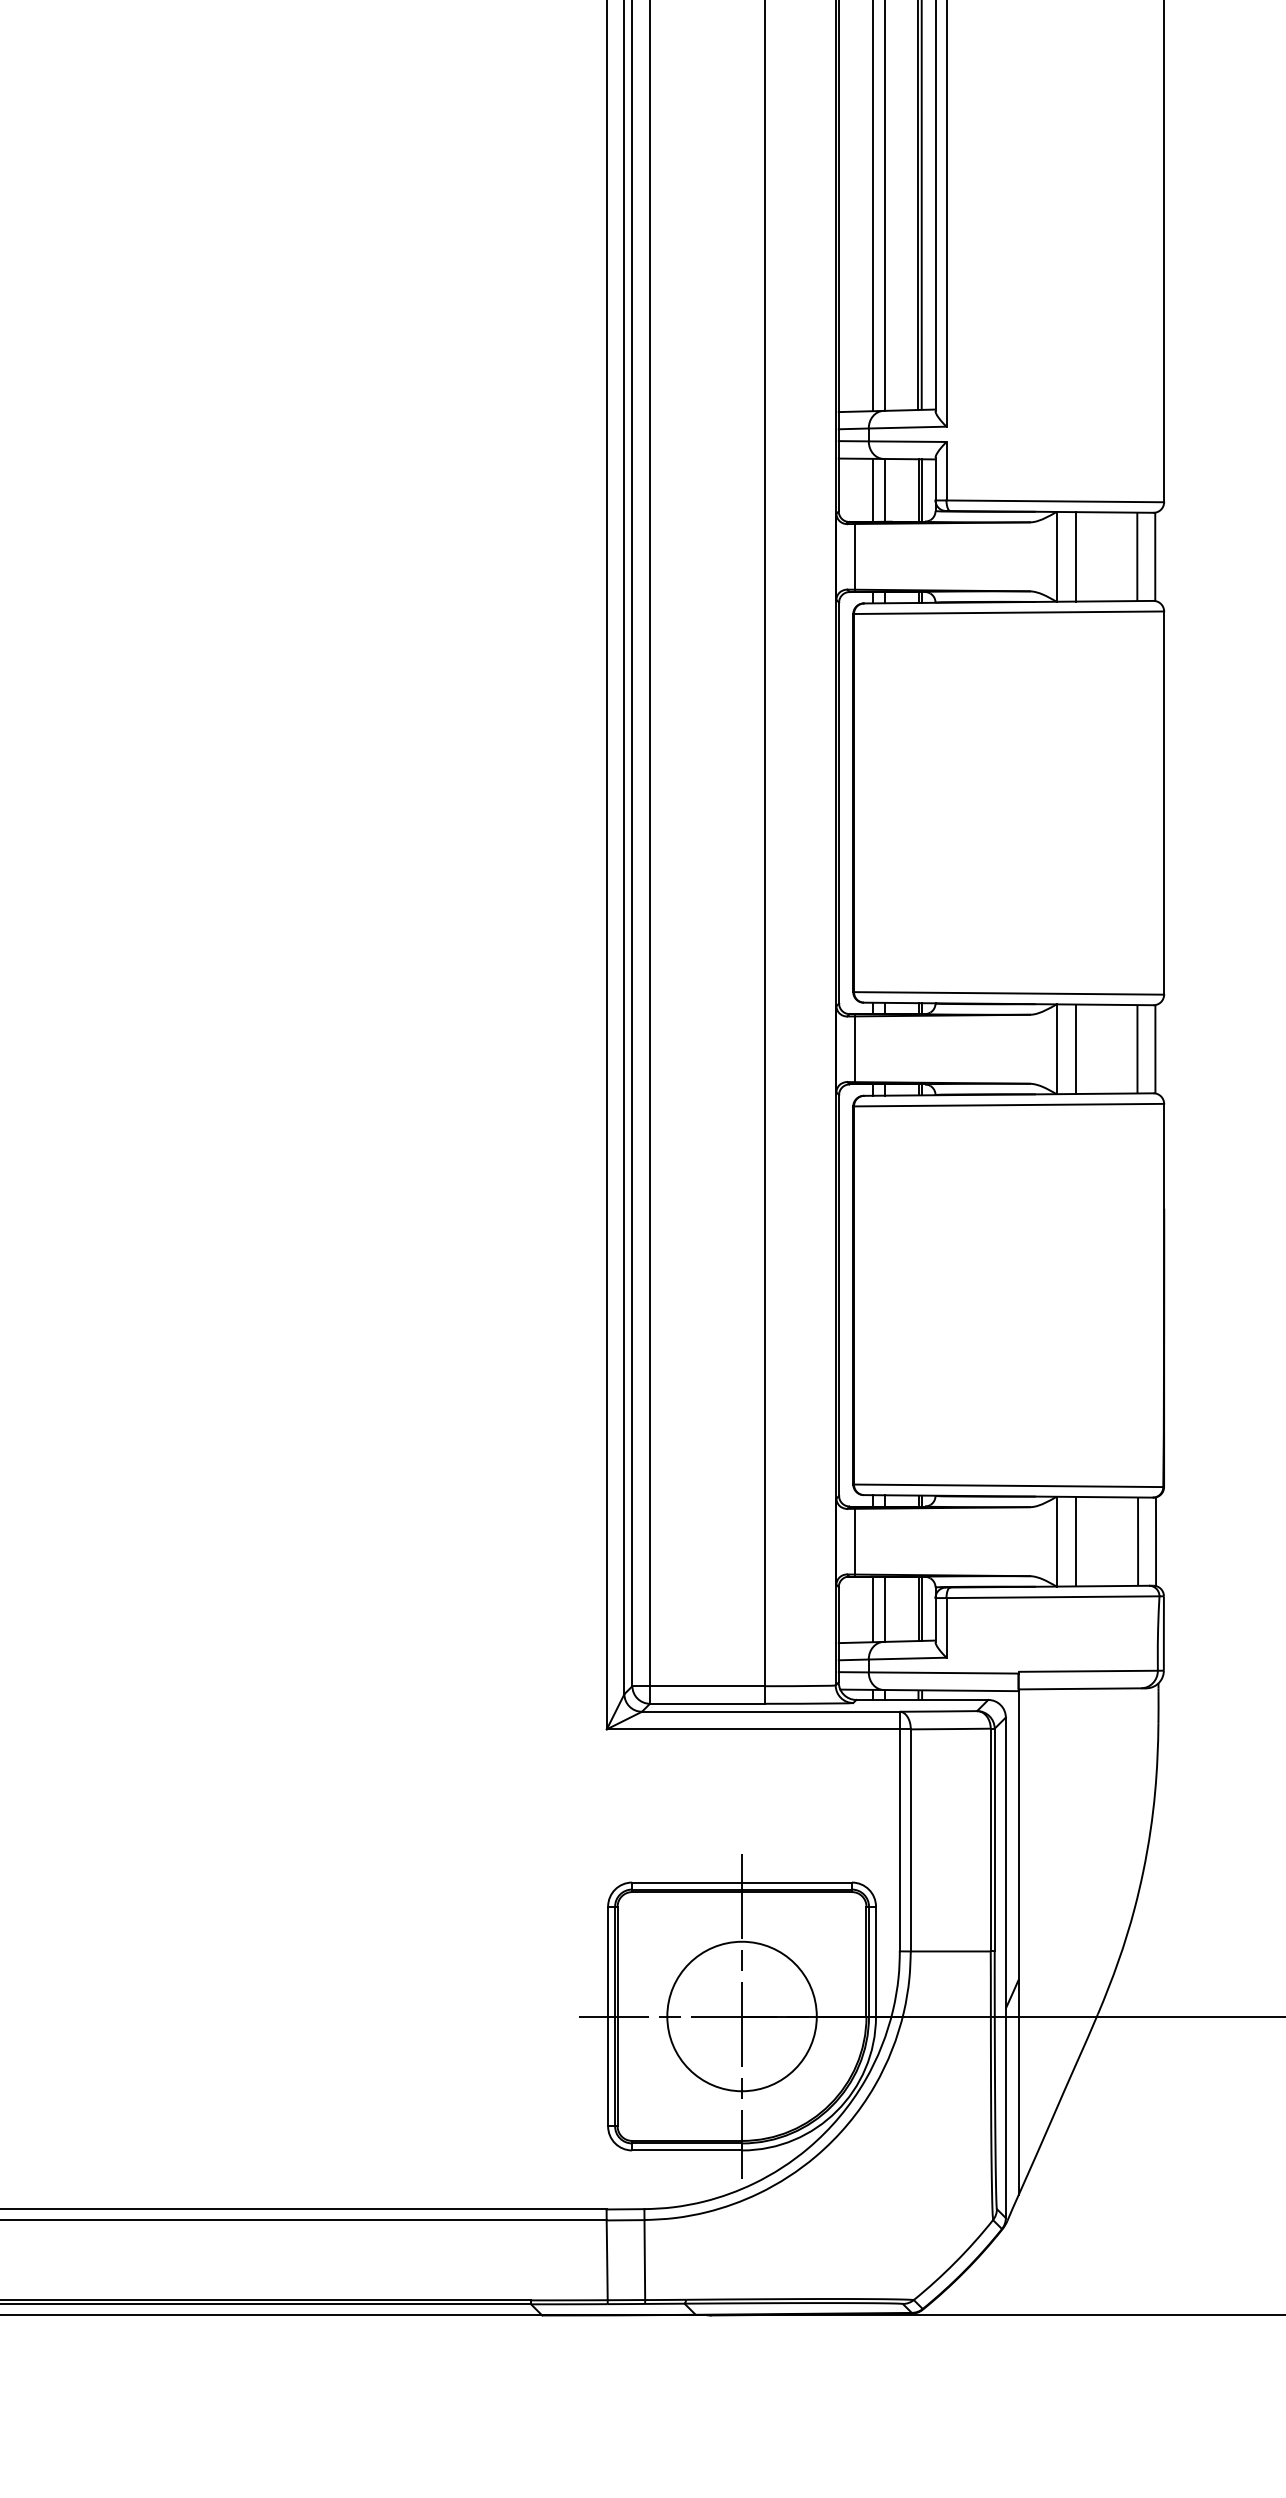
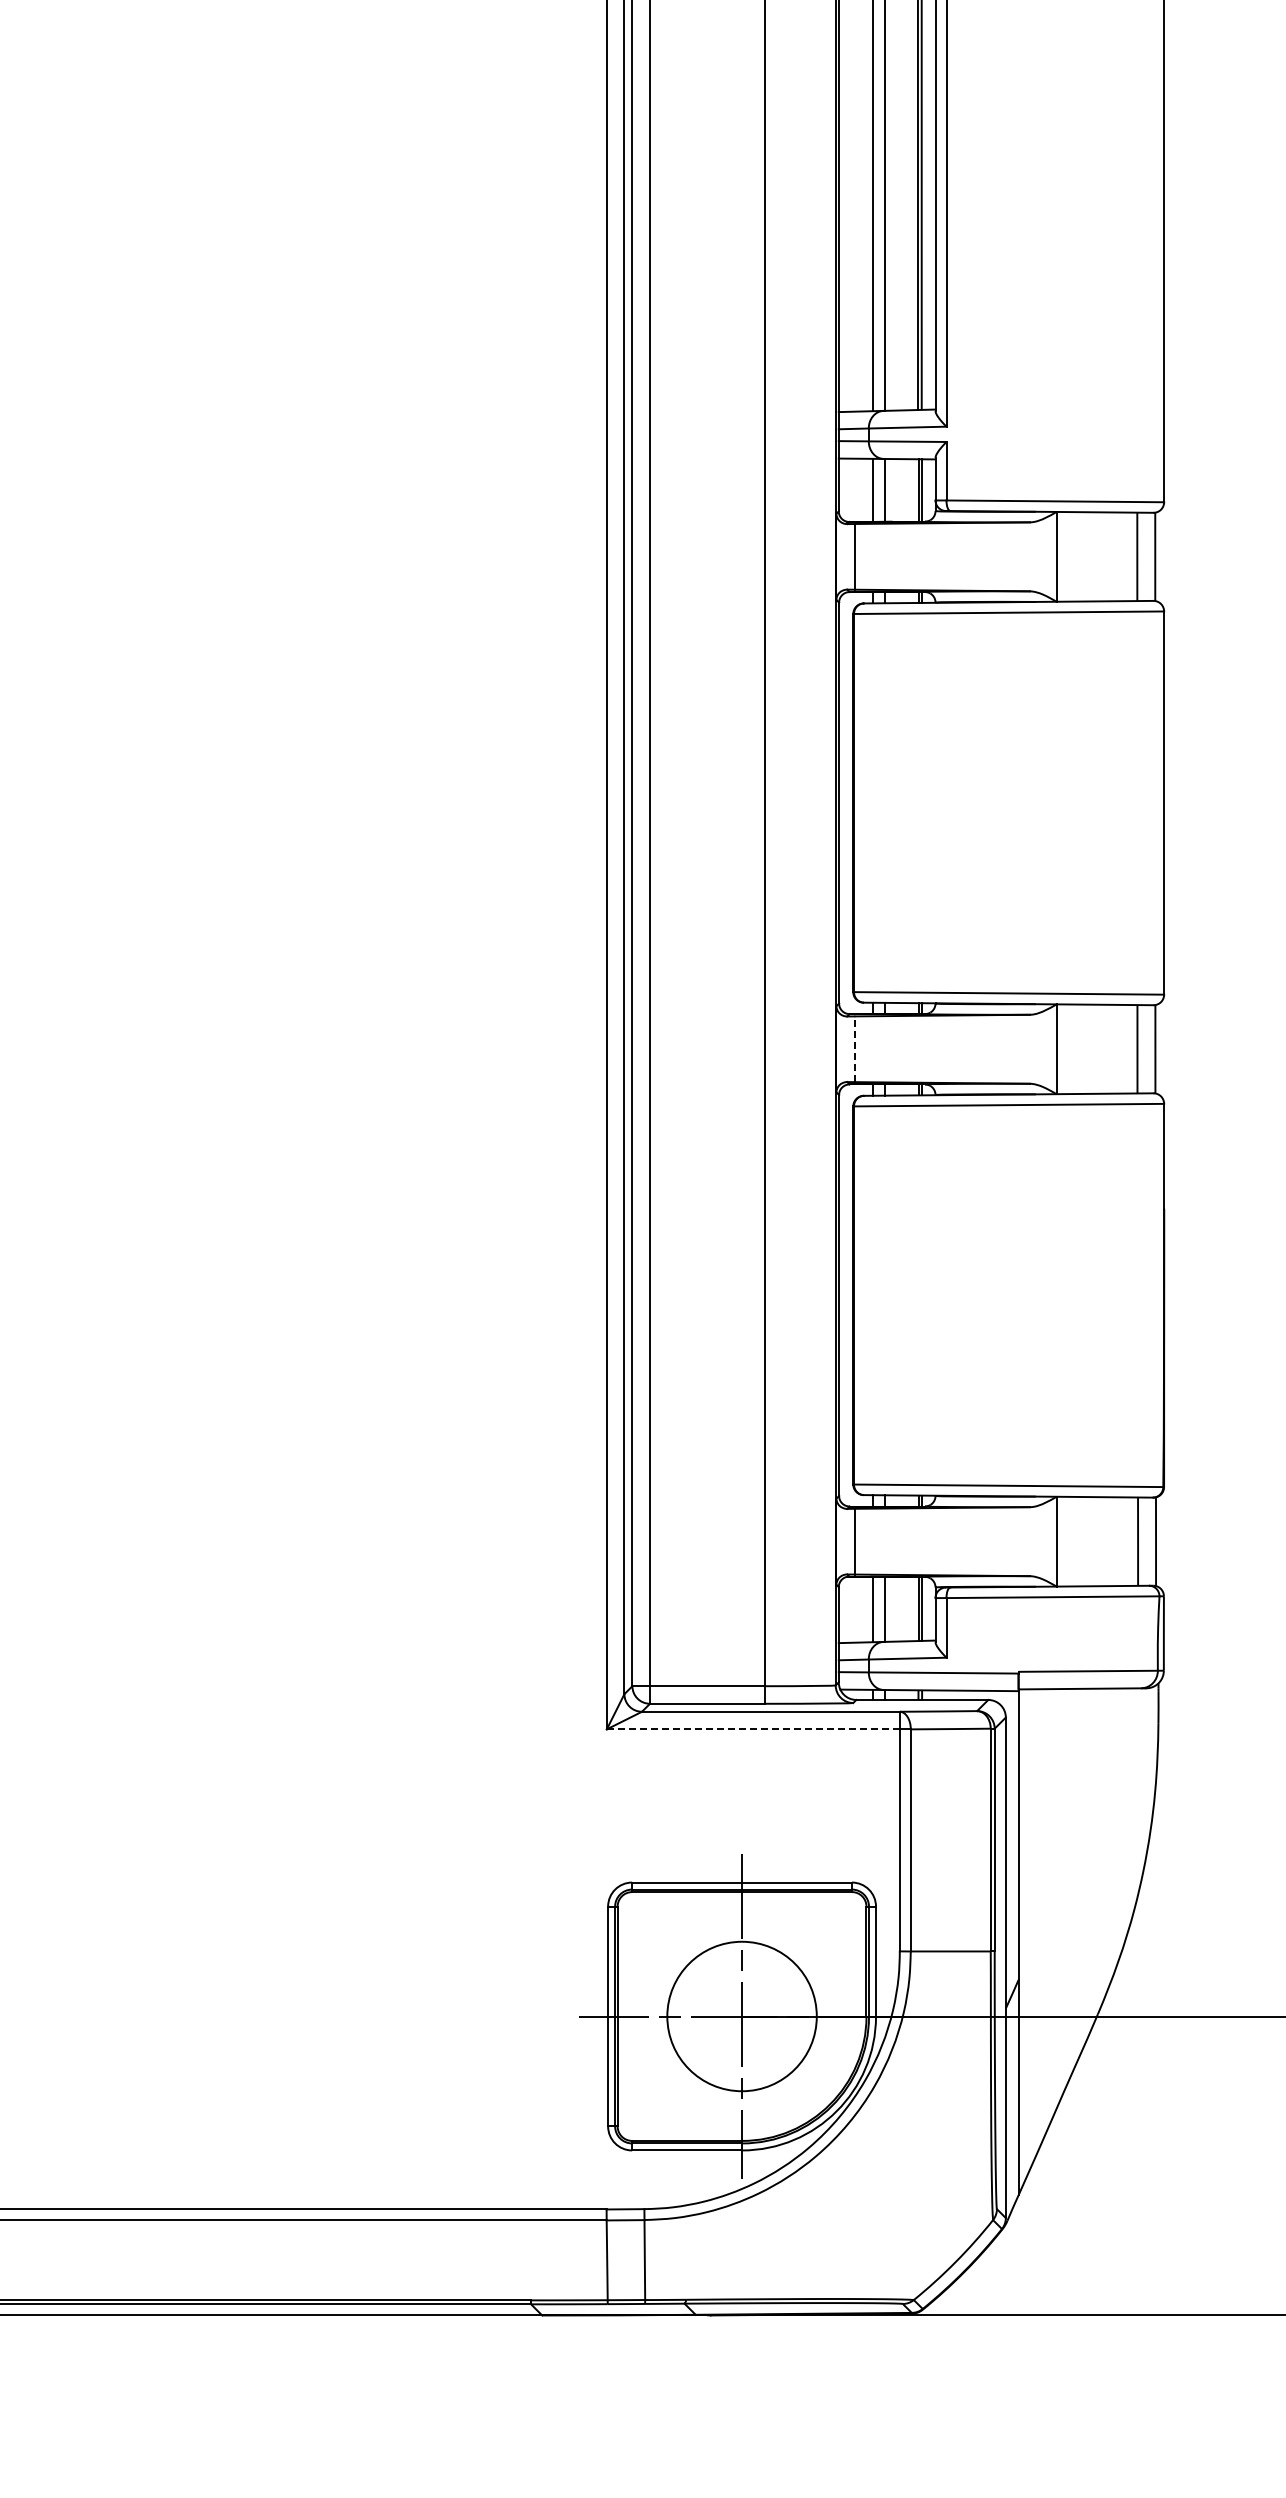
line: present -> none (1076, 556)
line: solid -> dashed (855, 1049)
line: present -> none (1076, 1049)
line: present -> none (1076, 1541)
line: solid -> dashed (753, 1729)
